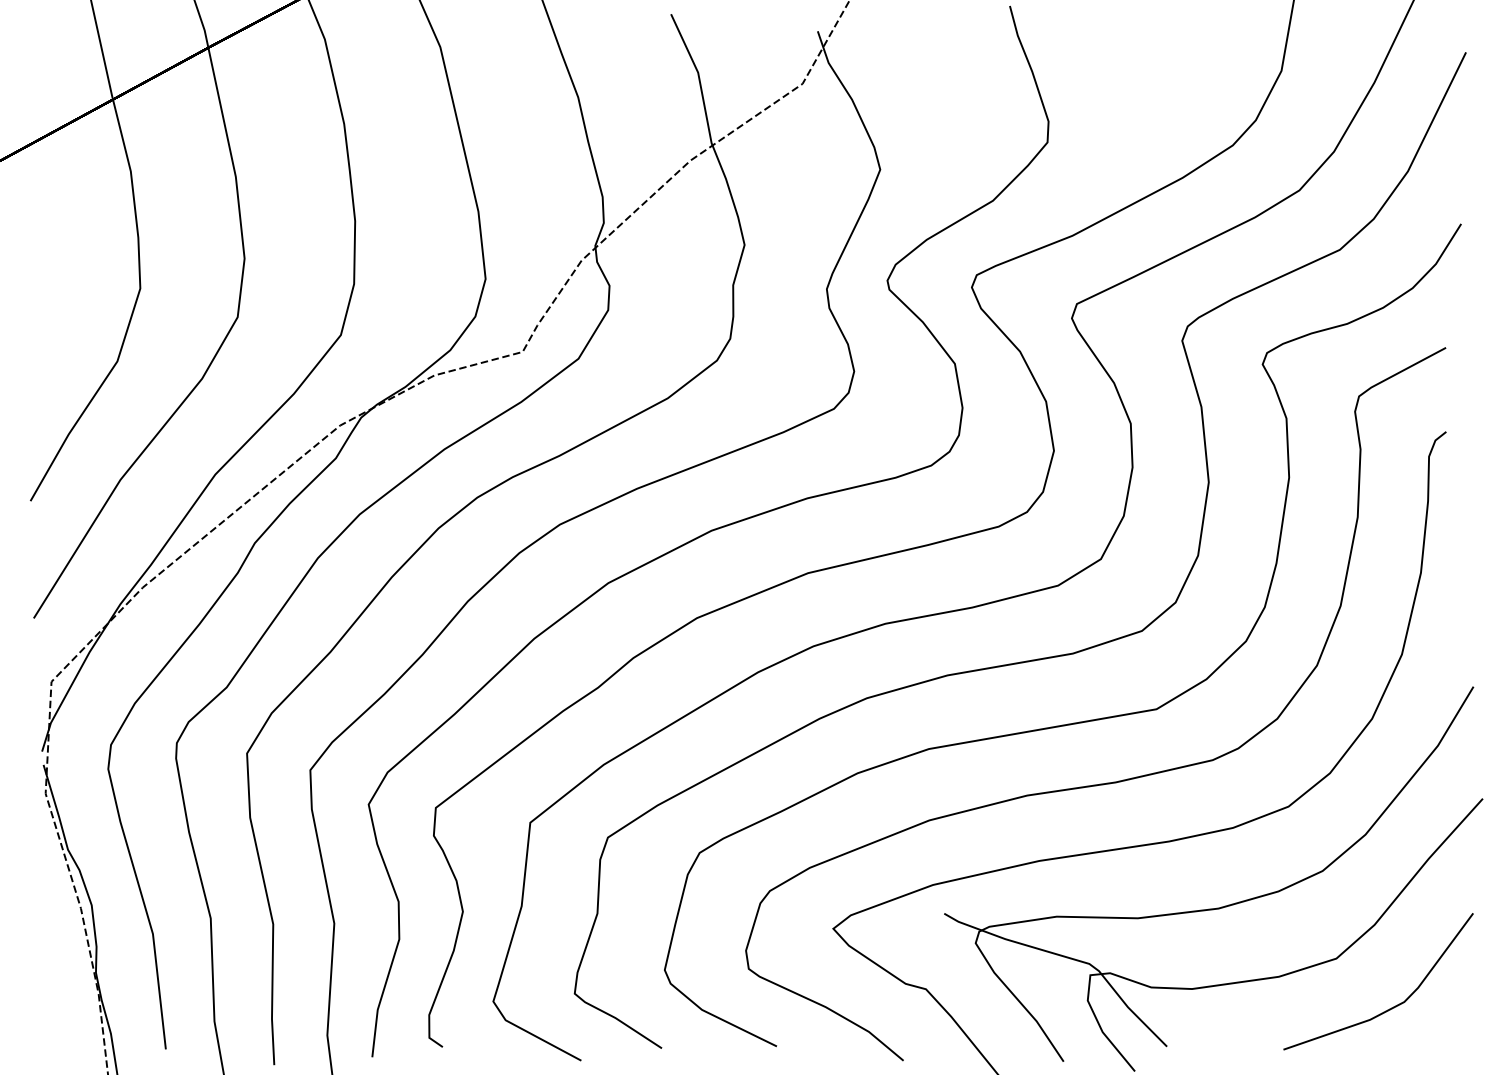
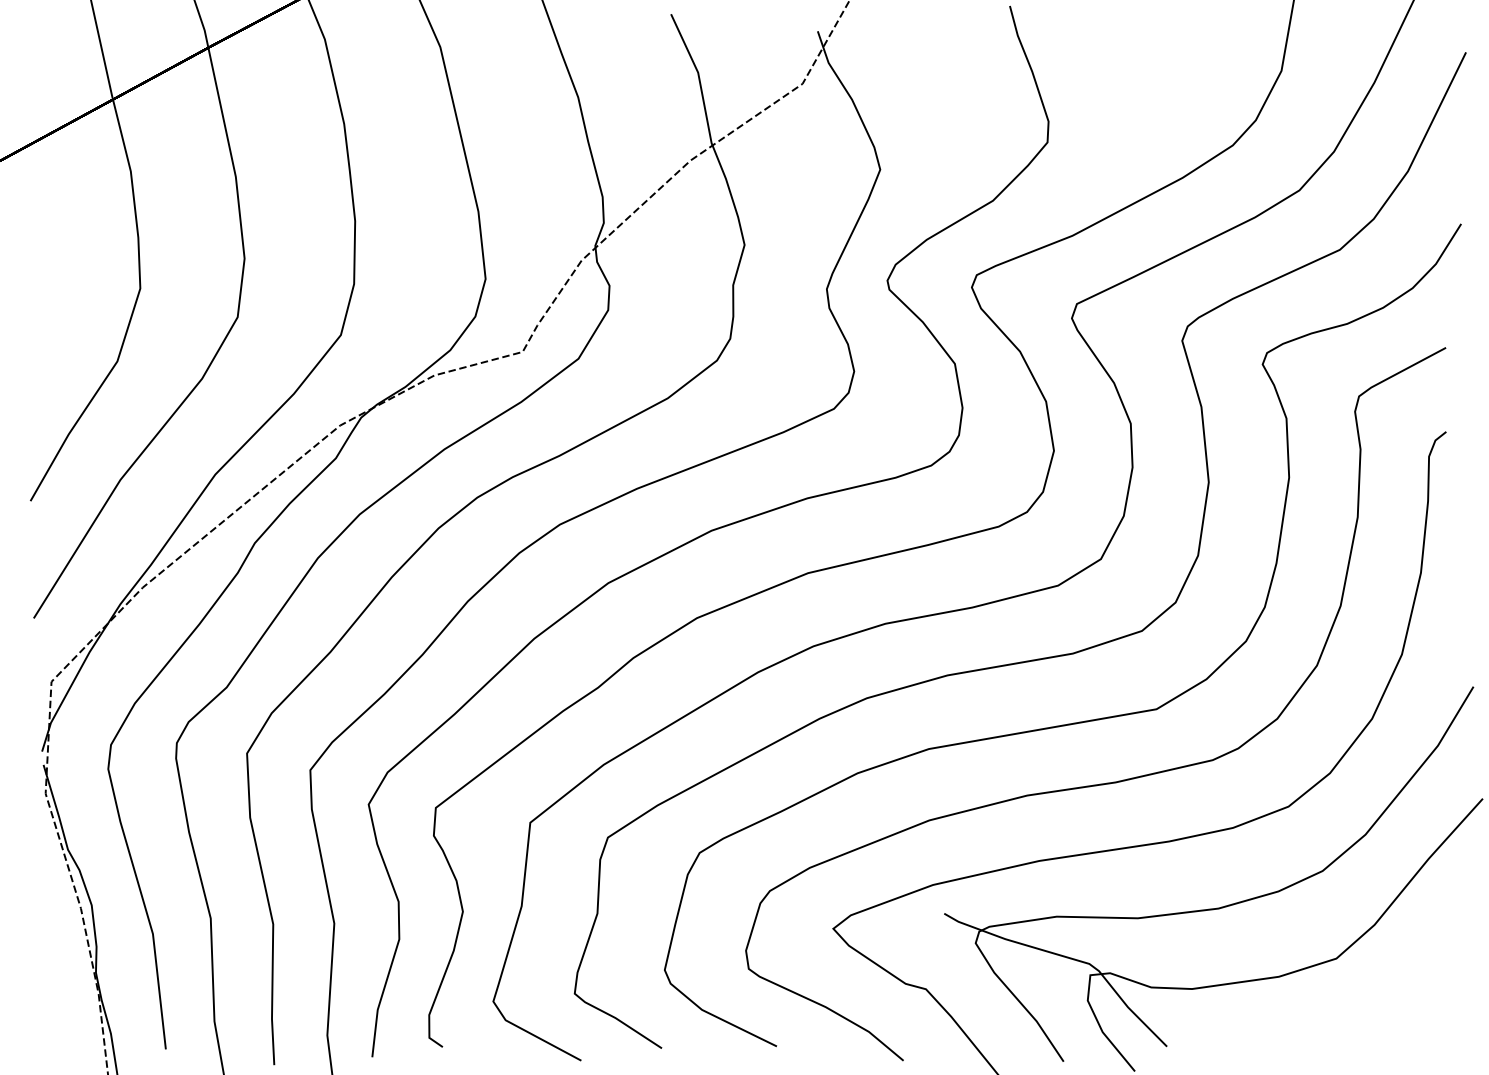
part: present -> none (1391, 1007)
